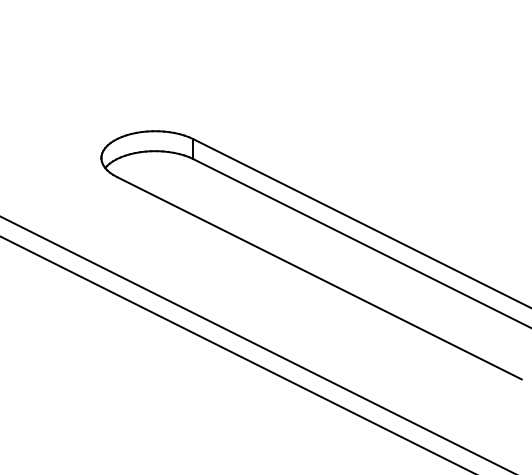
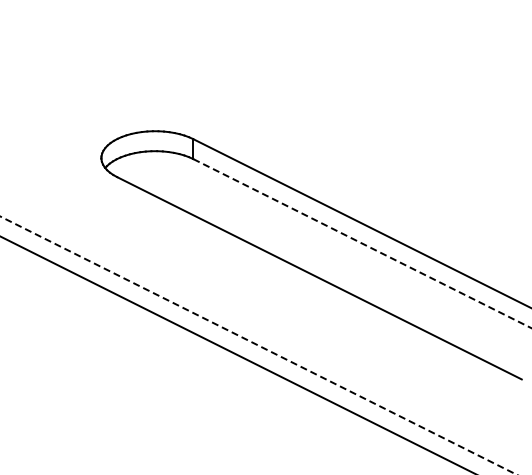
line: solid -> dashed (361, 243)
line: solid -> dashed (259, 345)
